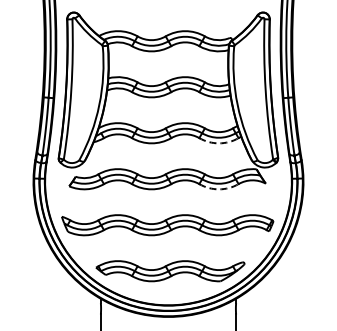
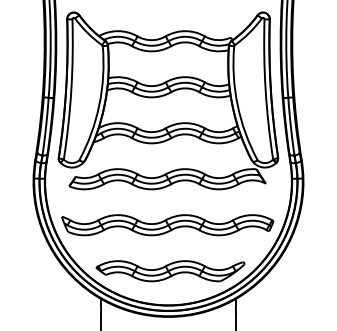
arc: dashed -> solid (218, 143)
arc: dashed -> solid (218, 189)
